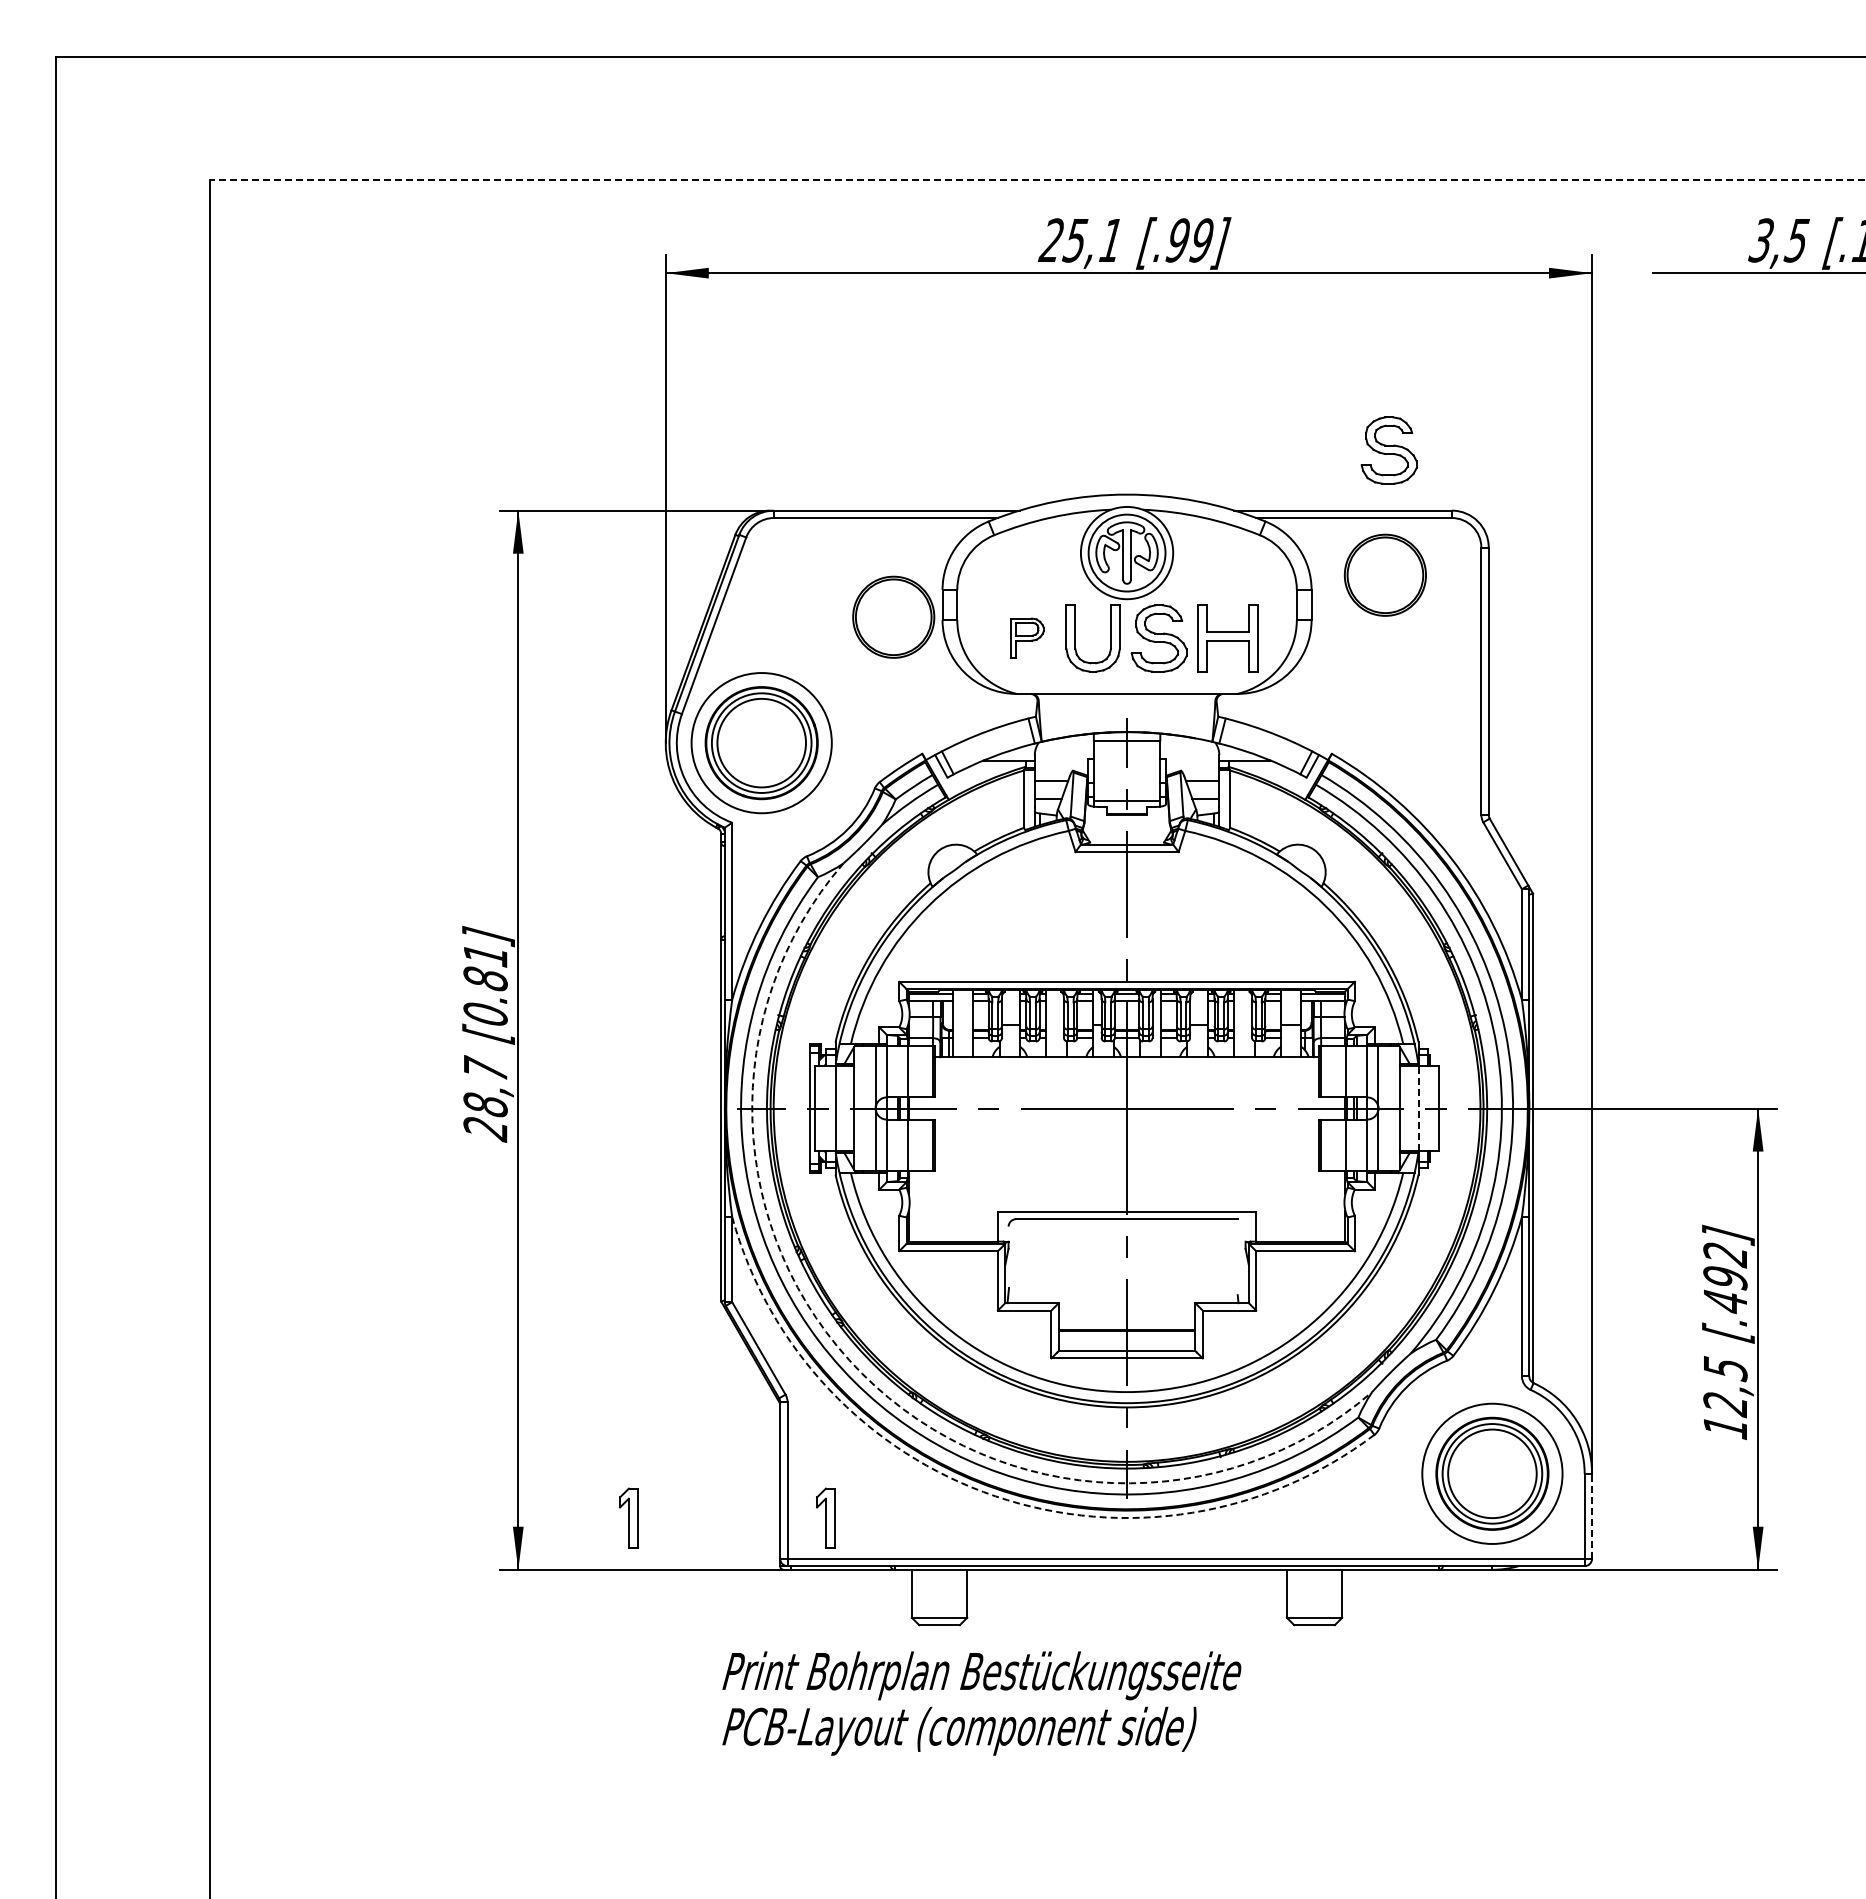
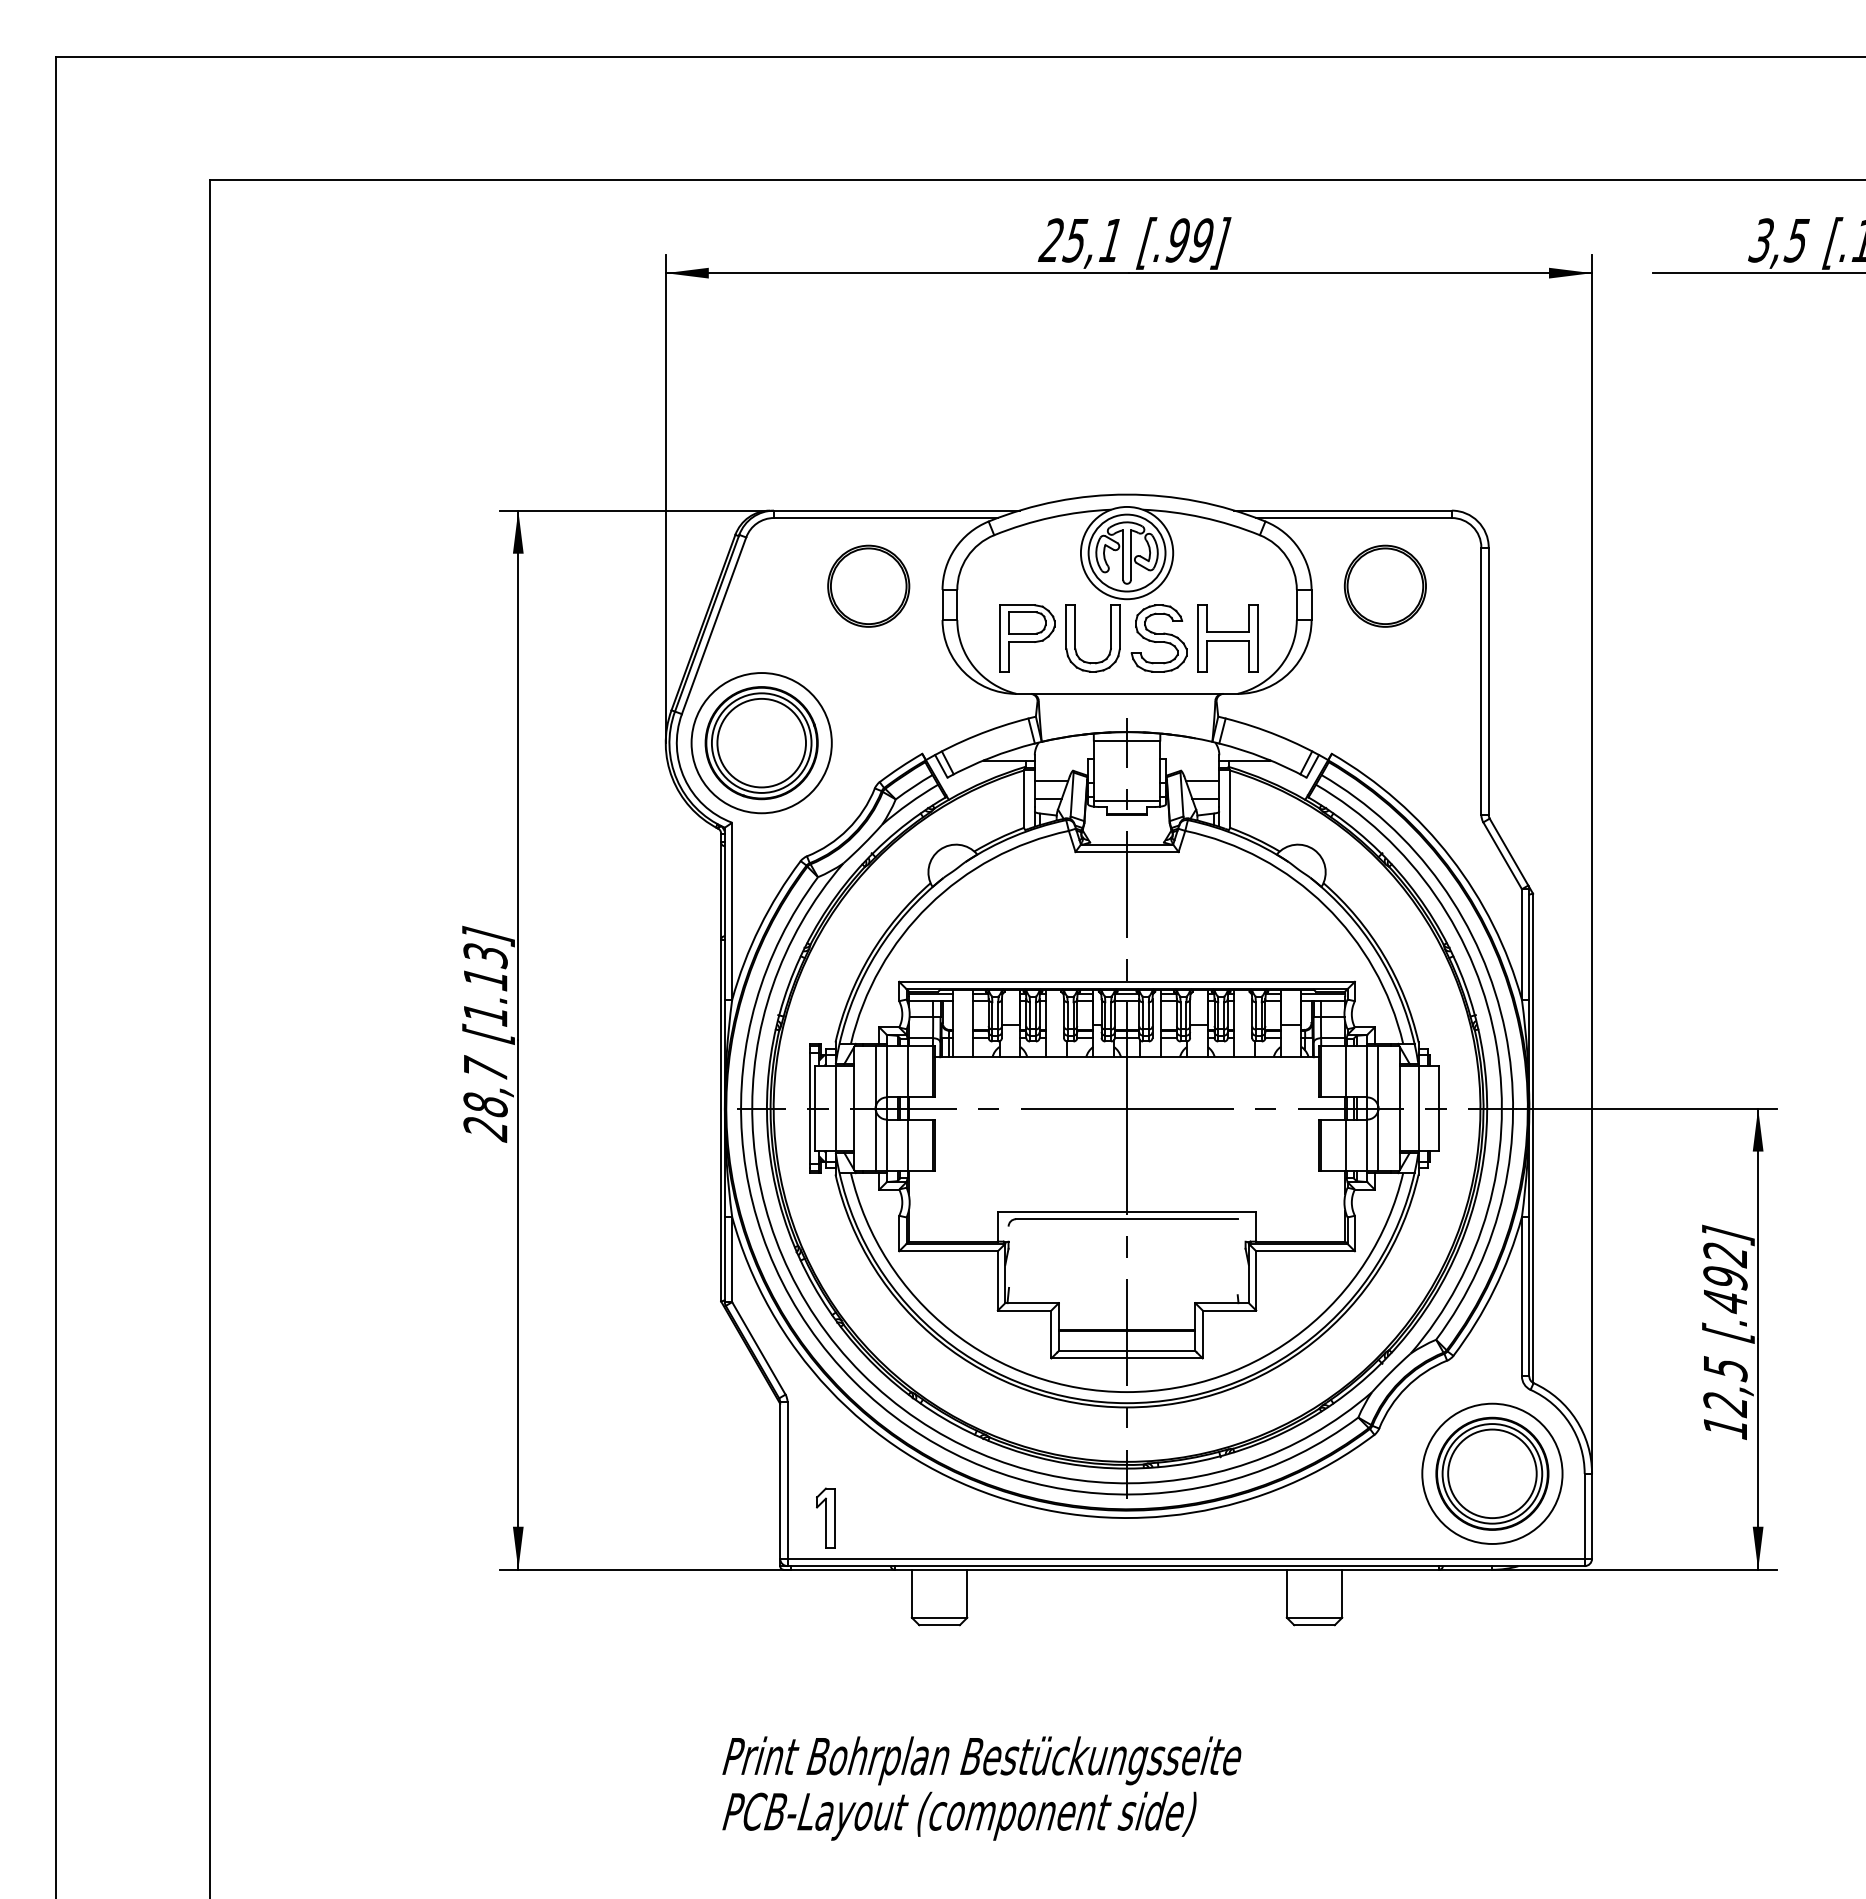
line: dashed -> solid (1037, 179)
part: present -> none (1388, 450)
part position: (1384, 574) -> (1384, 585) (1384, 585)
part position: (893, 616) -> (868, 585) (868, 585)
part size: 35x42 px -> 57x69 px (1027, 638)
text: [0.81] -> [1.13] (485, 984)
line: dashed -> solid (1418, 1108)
arc: dashed -> solid (862, 1373)
arc: dashed -> solid (995, 1496)
line: dashed -> solid (1592, 1515)
part: present -> none (628, 1517)
text position: (981, 1703) -> (981, 1788) (981, 1788)
